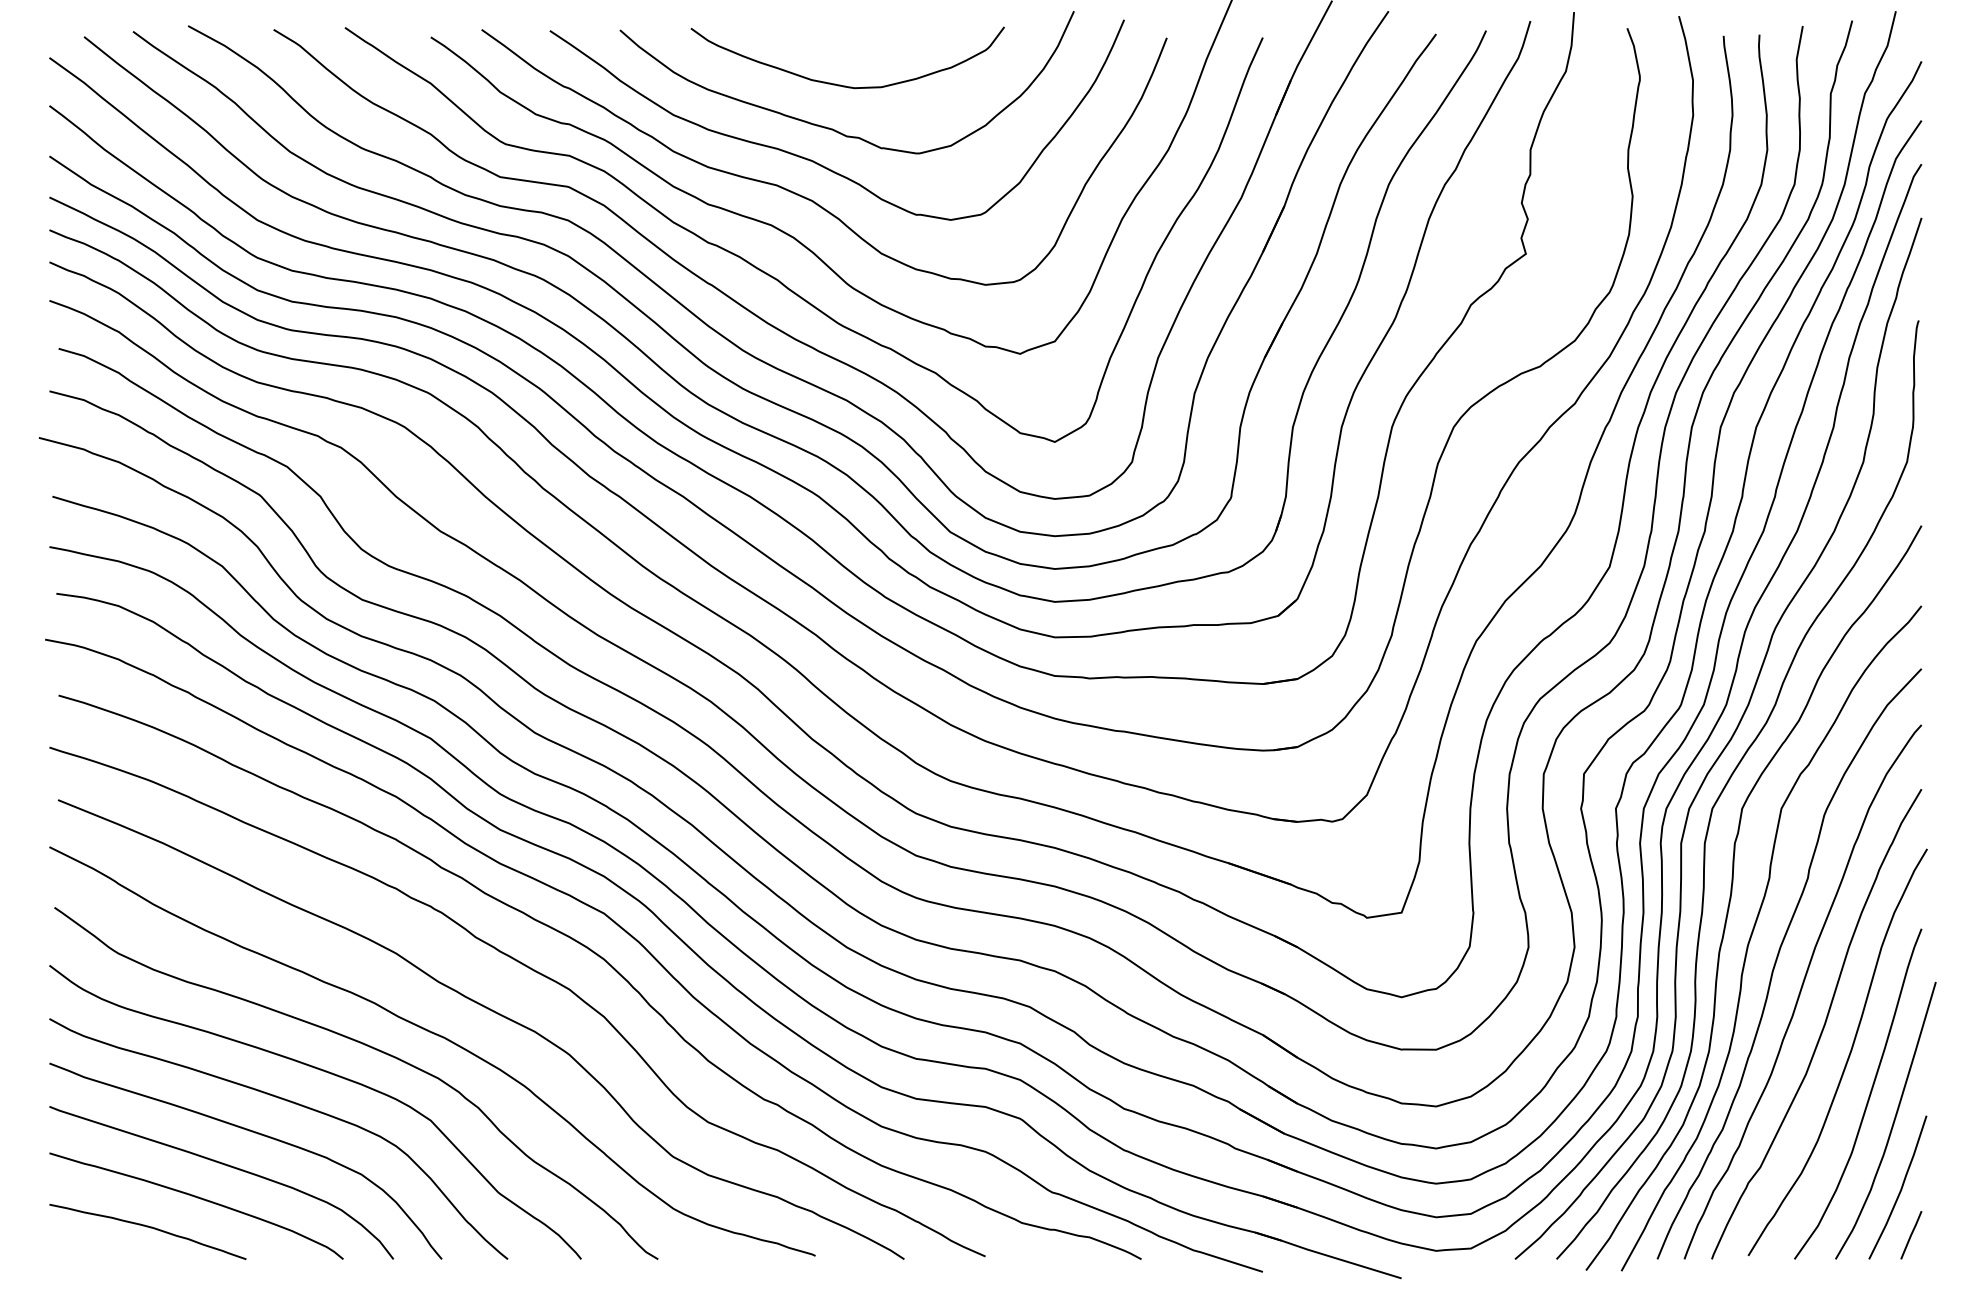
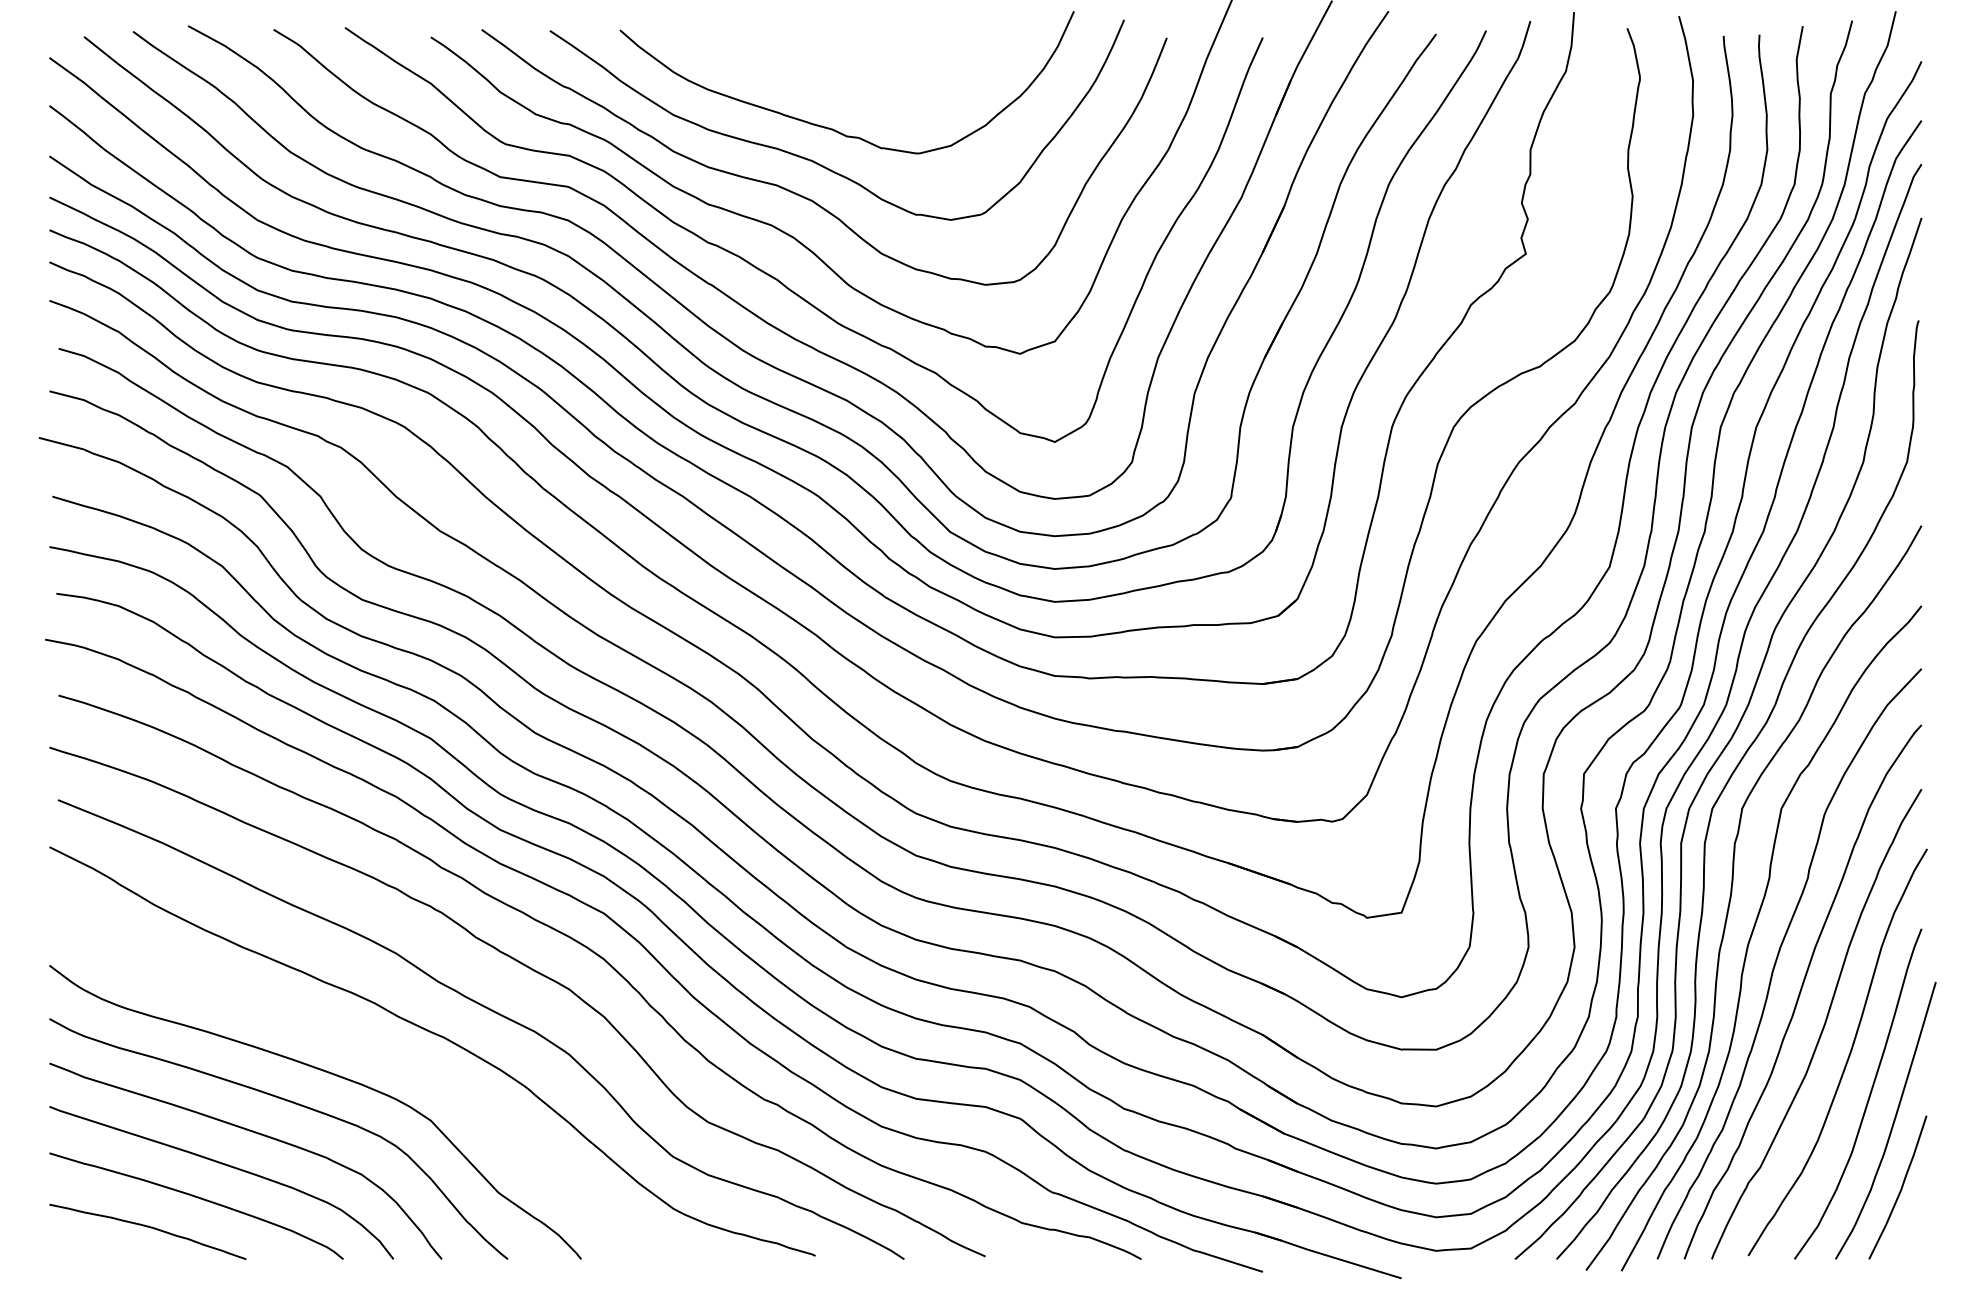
curve: present -> none (840, 84)
curve: present -> none (373, 1049)
line: present -> none (1911, 1235)
